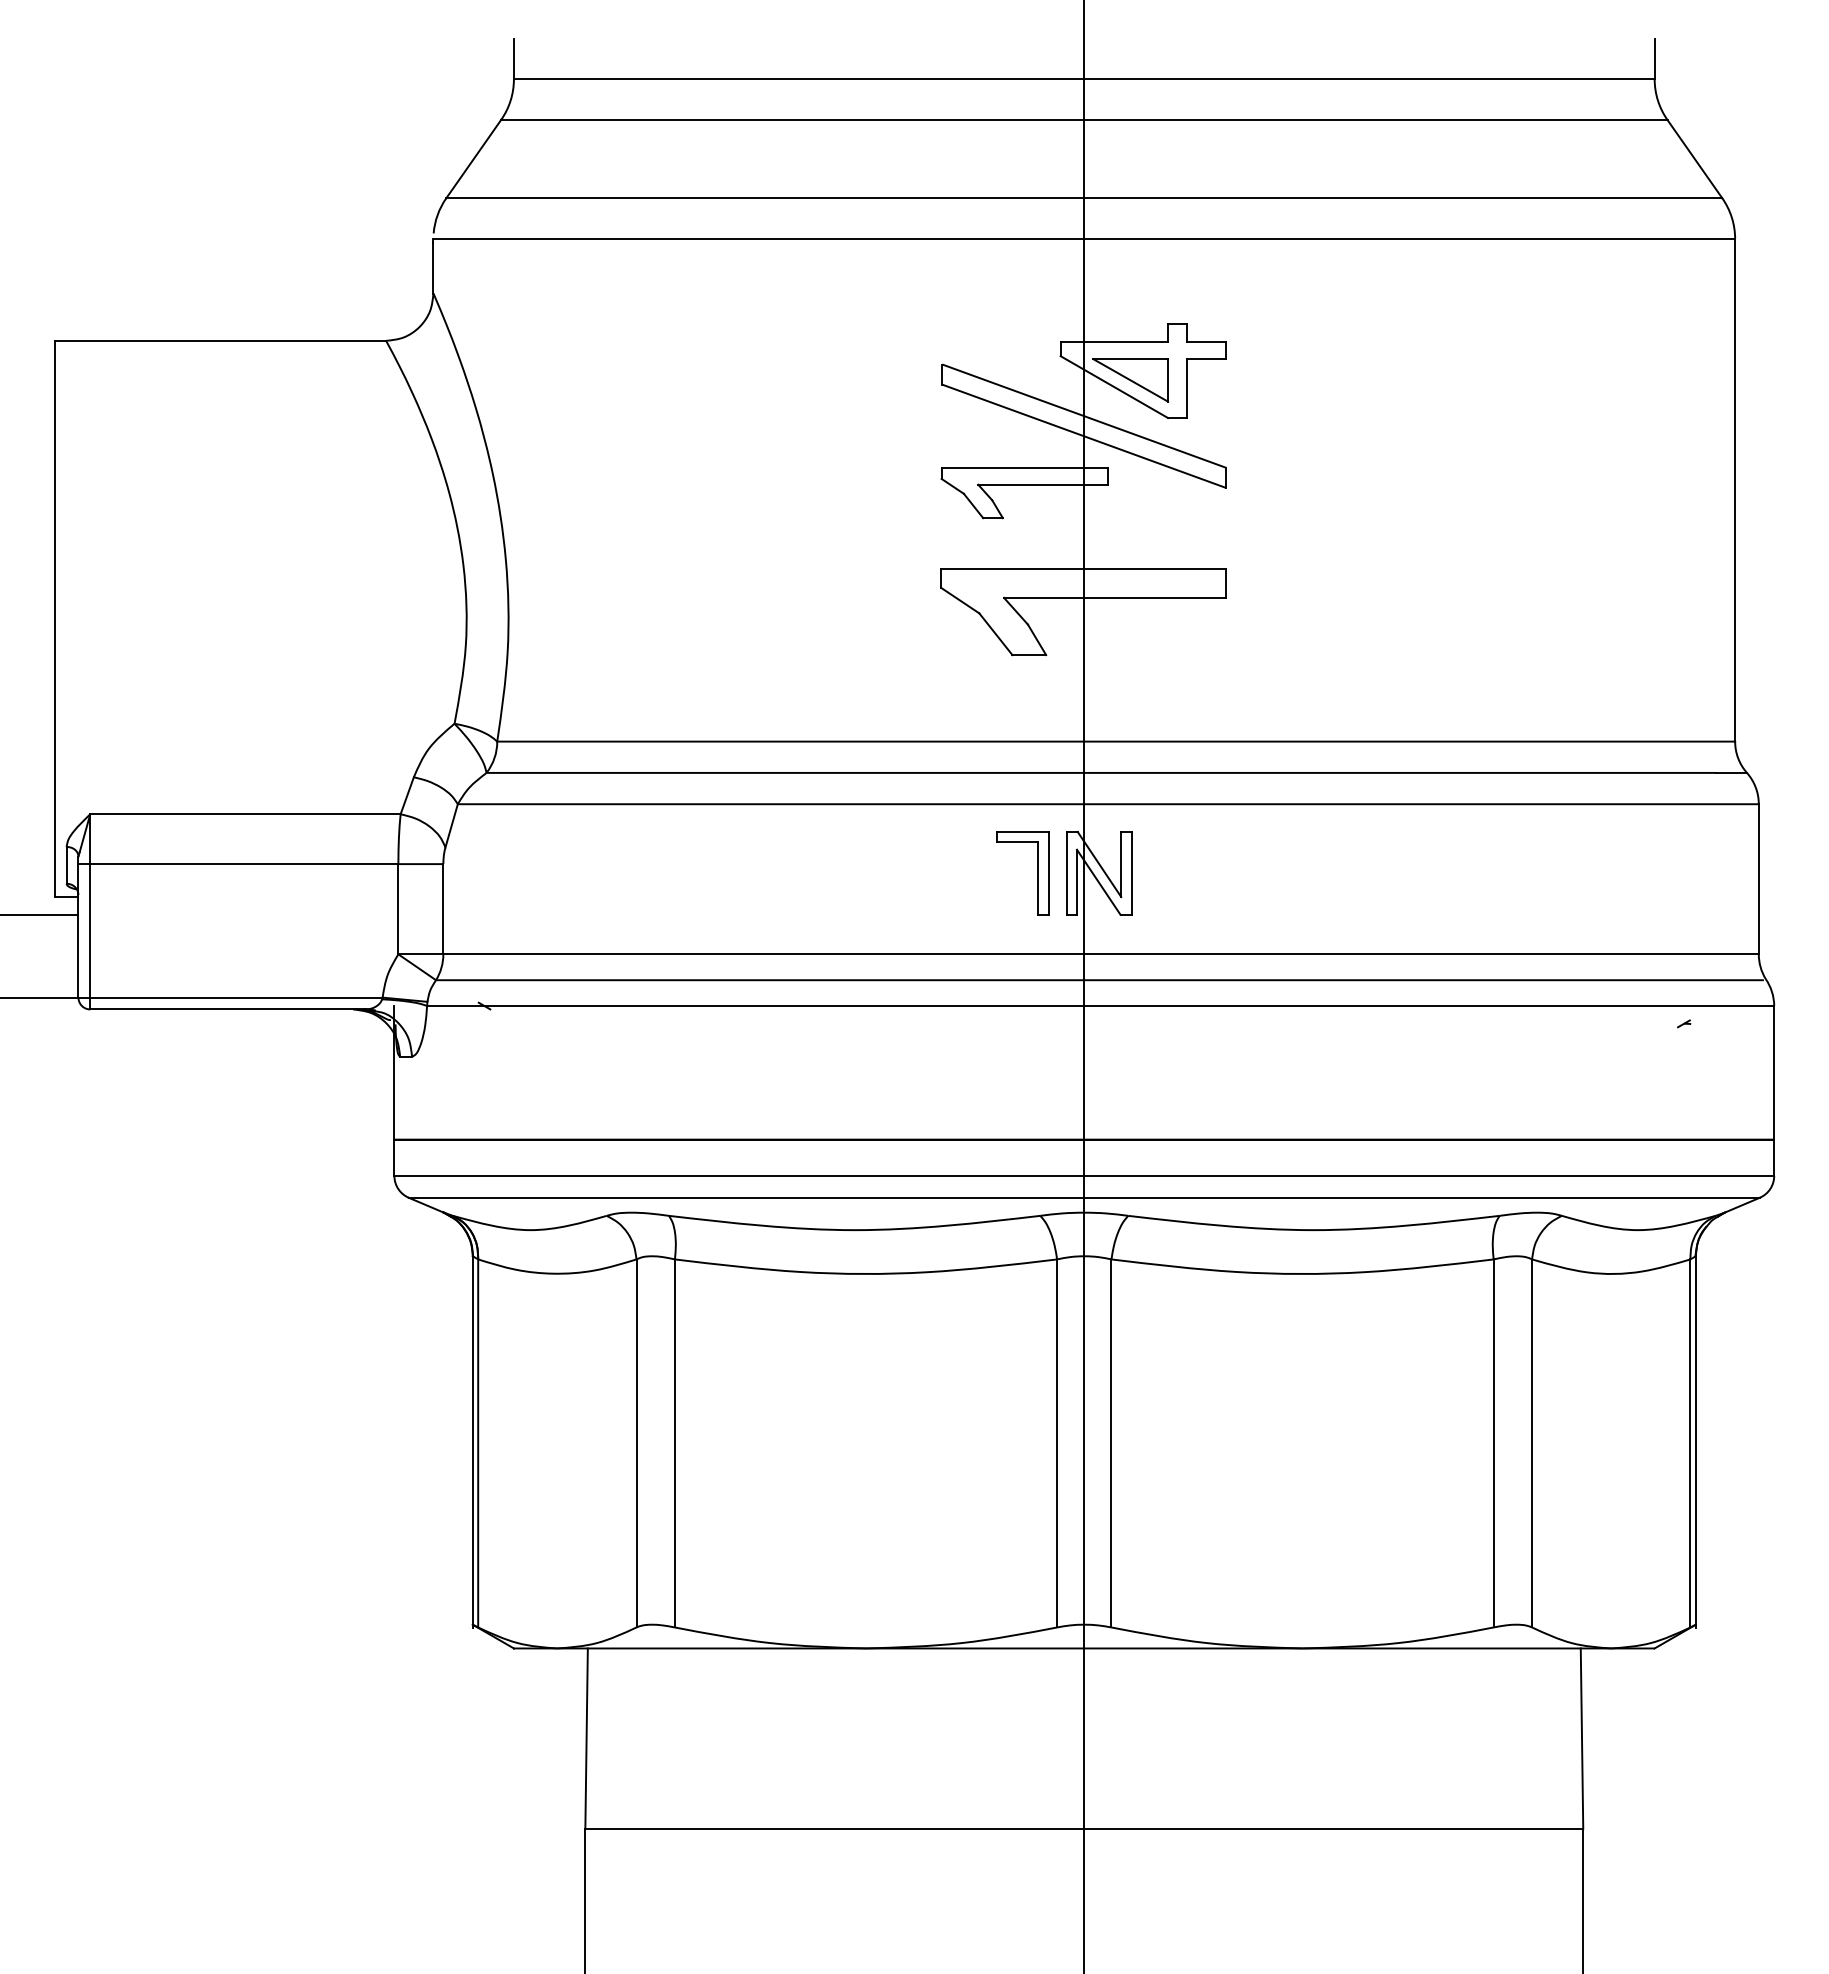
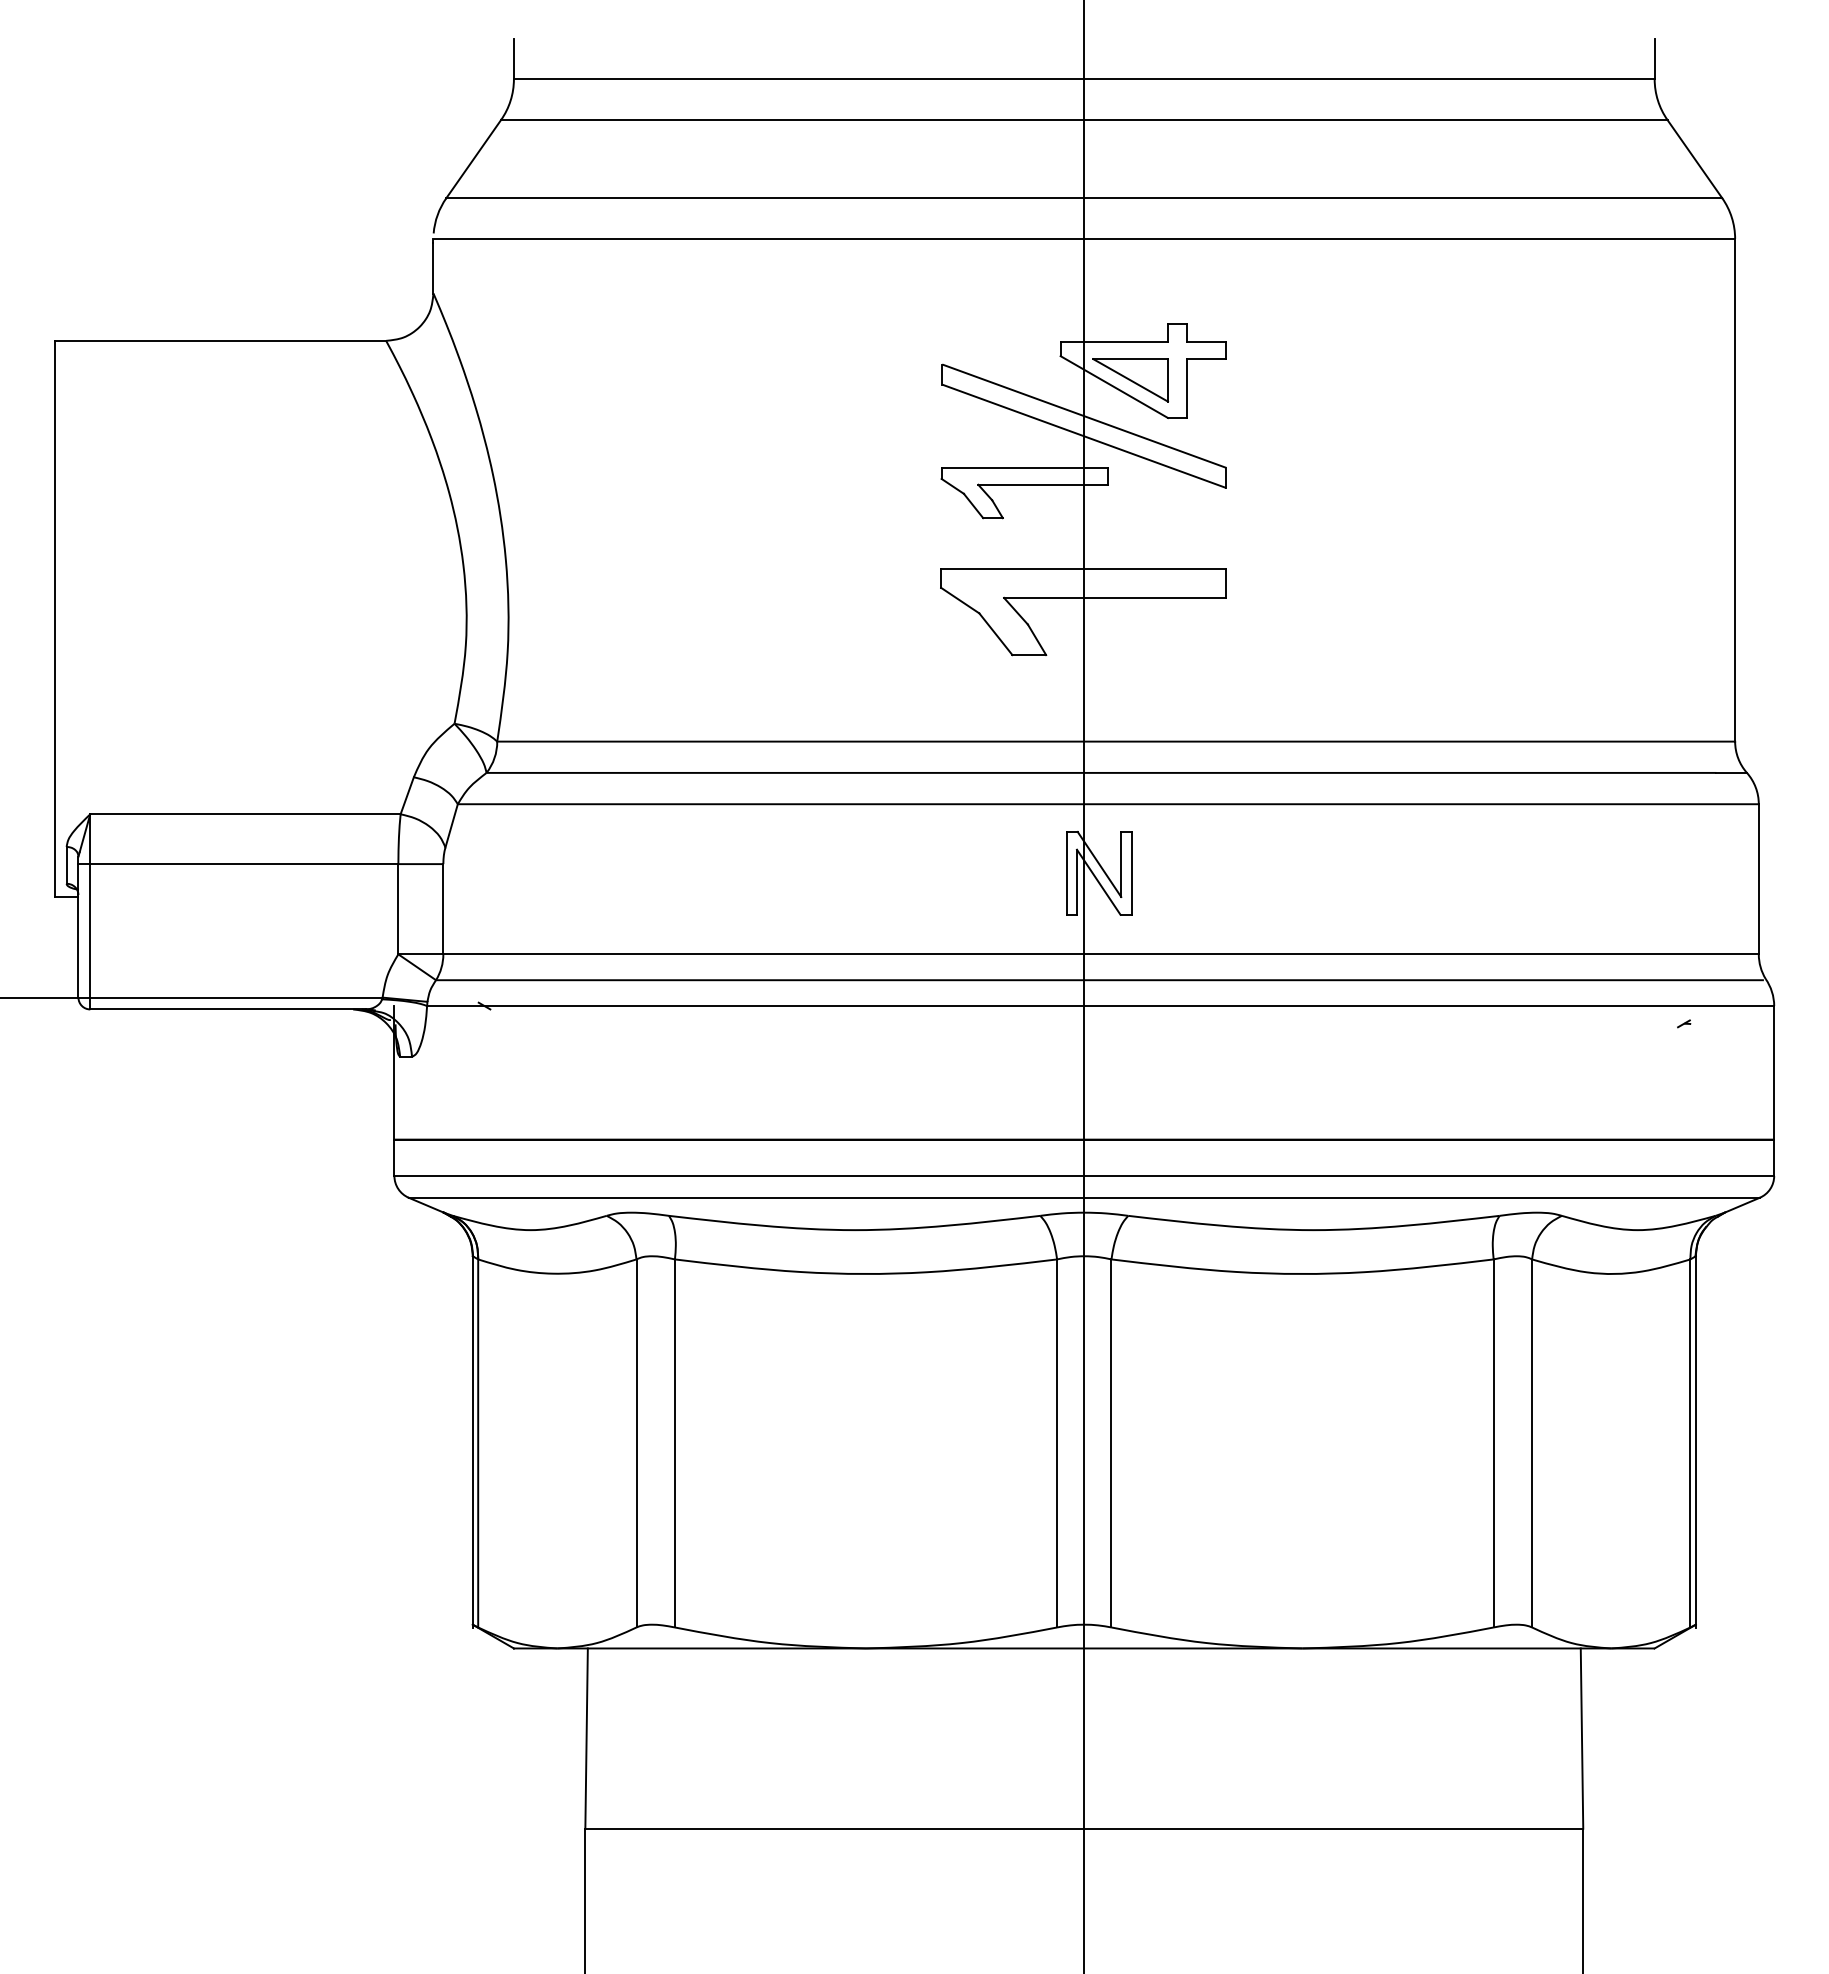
part: present -> none (1037, 873)
line: present -> none (40, 914)
